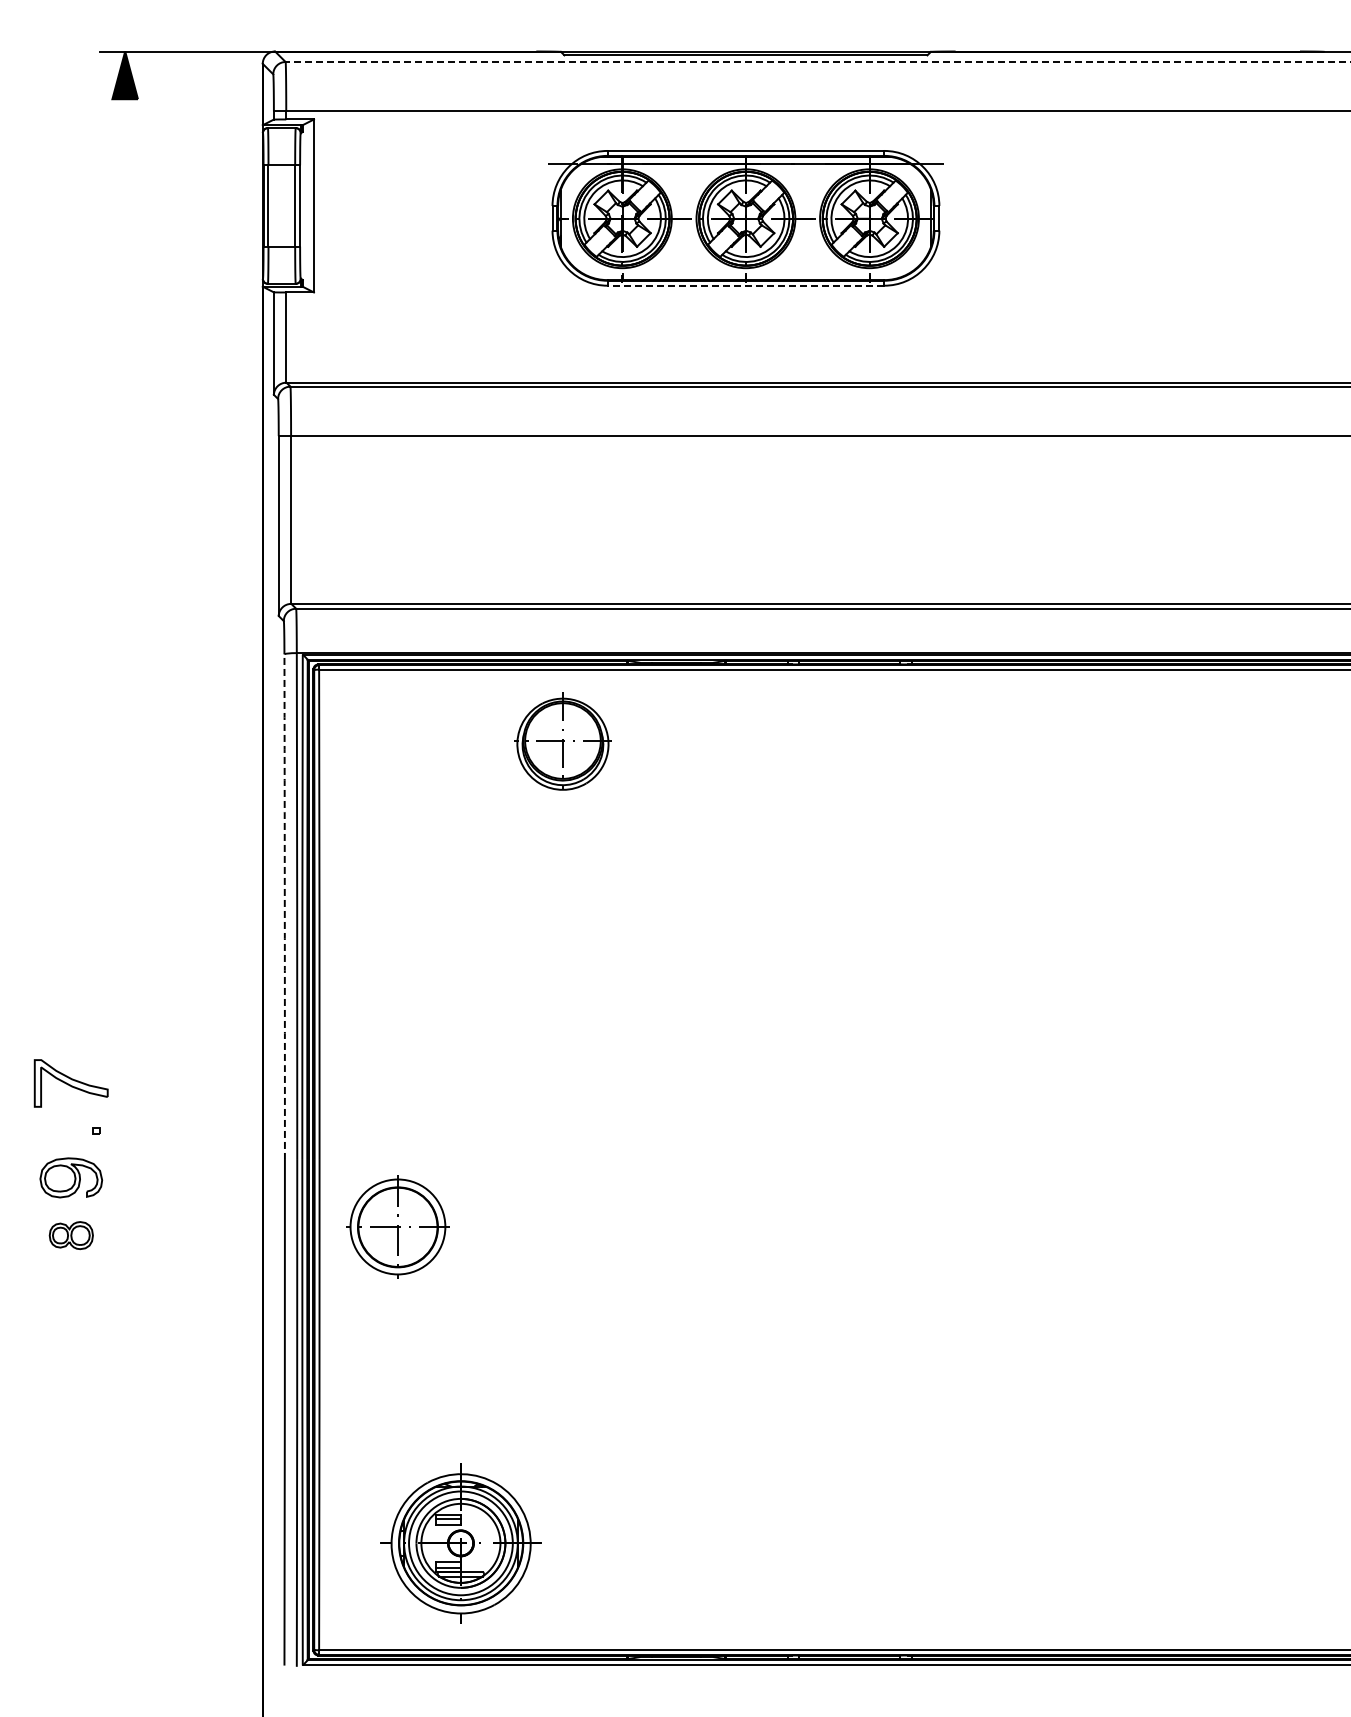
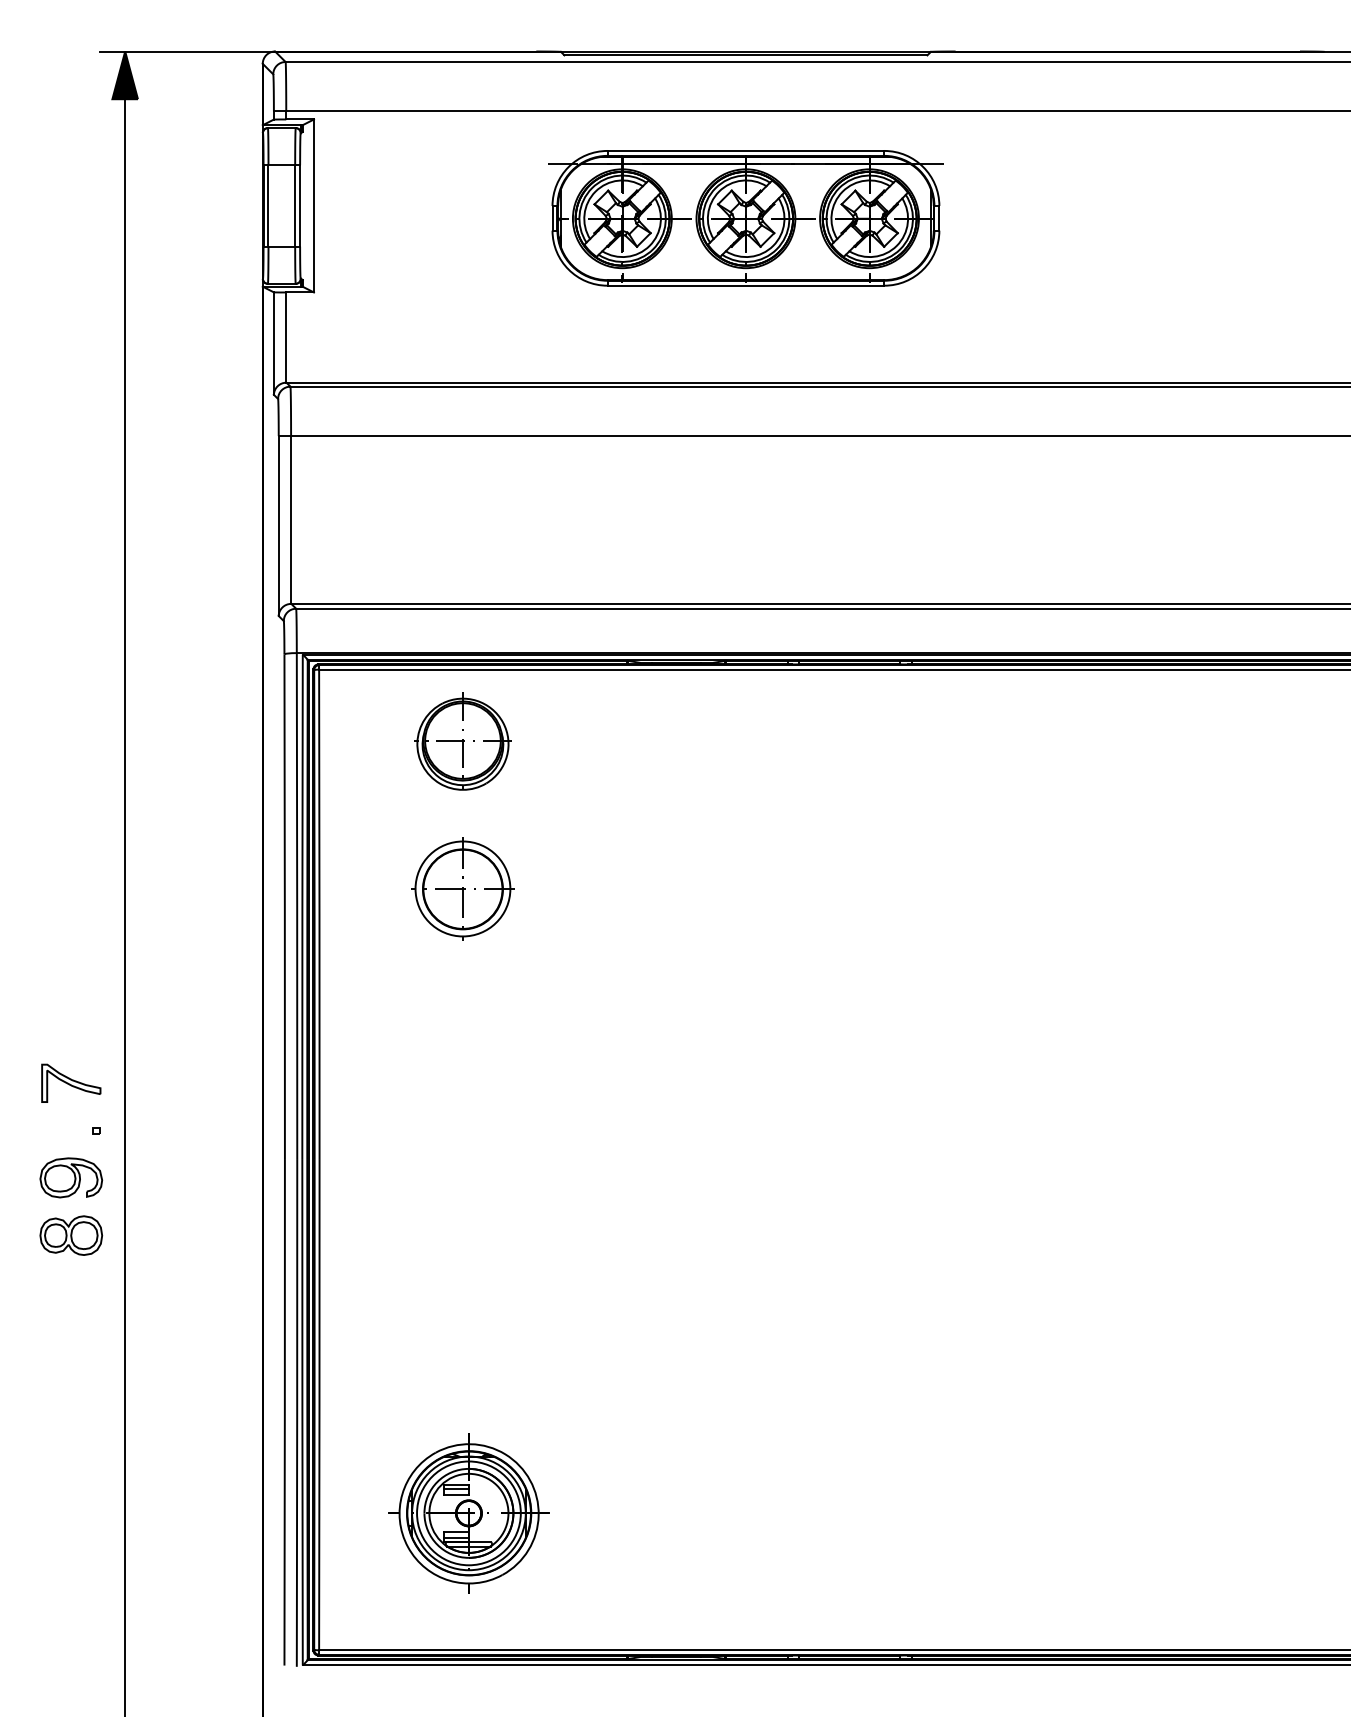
line: dashed -> solid (817, 62)
line: dashed -> solid (745, 285)
part position: (562, 741) -> (462, 741) (462, 741)
line: none -> present (125, 906)
arc: dashed -> solid (284, 907)
part size: 76x49 px -> 61x40 px (71, 1082)
part position: (397, 1226) -> (462, 888) (462, 888)
part size: 46x30 px -> 65x41 px (71, 1235)
part position: (460, 1543) -> (468, 1513) (468, 1513)
